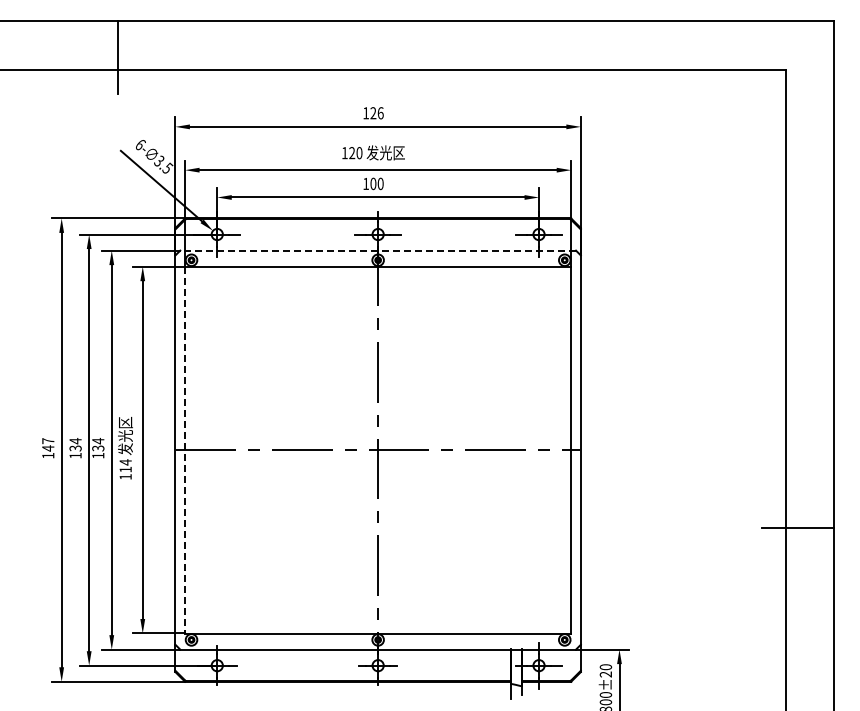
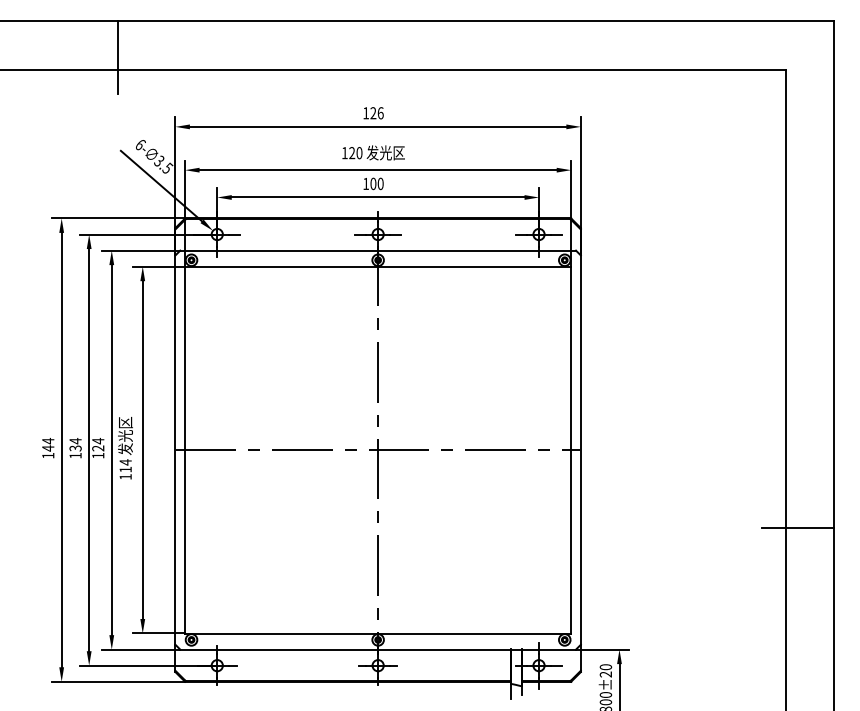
line: dashed -> solid (378, 250)
text: 147 -> 144 (48, 441)
text: 134 -> 124 (98, 448)
line: dashed -> solid (185, 450)
